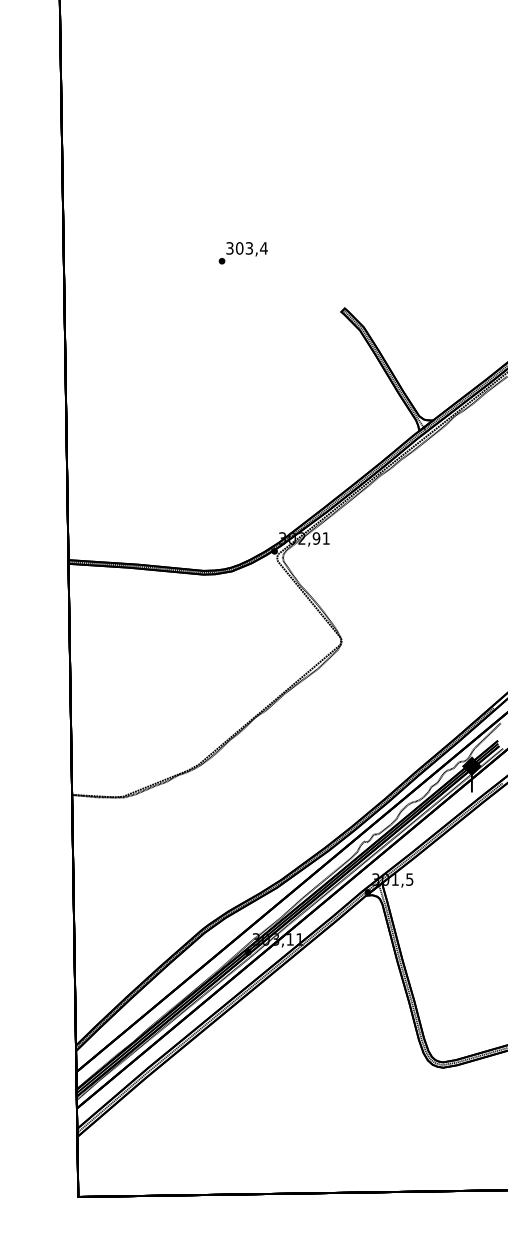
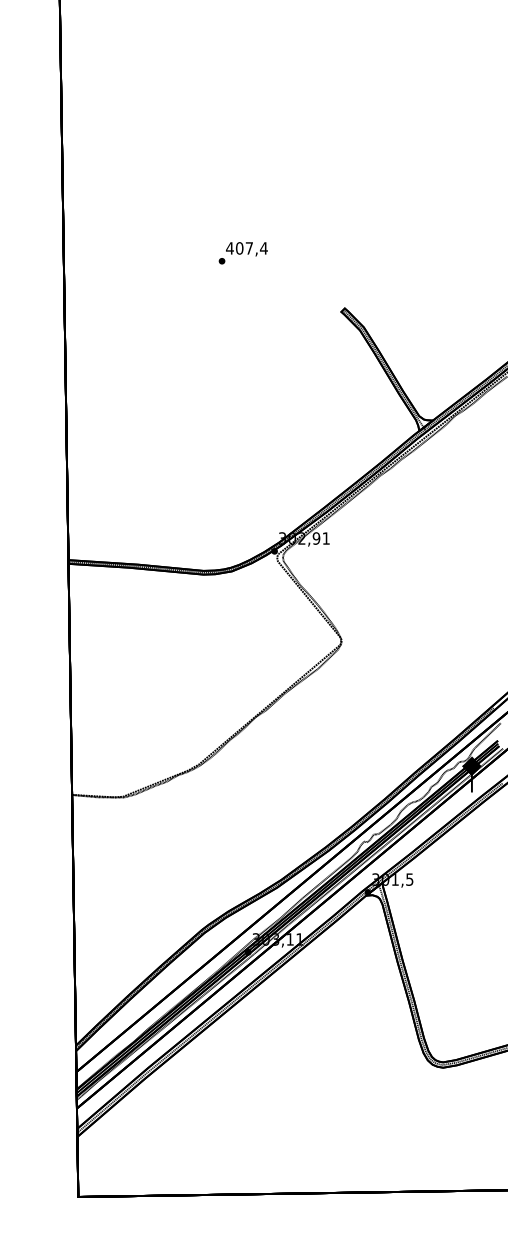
text: 303,4 -> 407,4 (239, 248)
